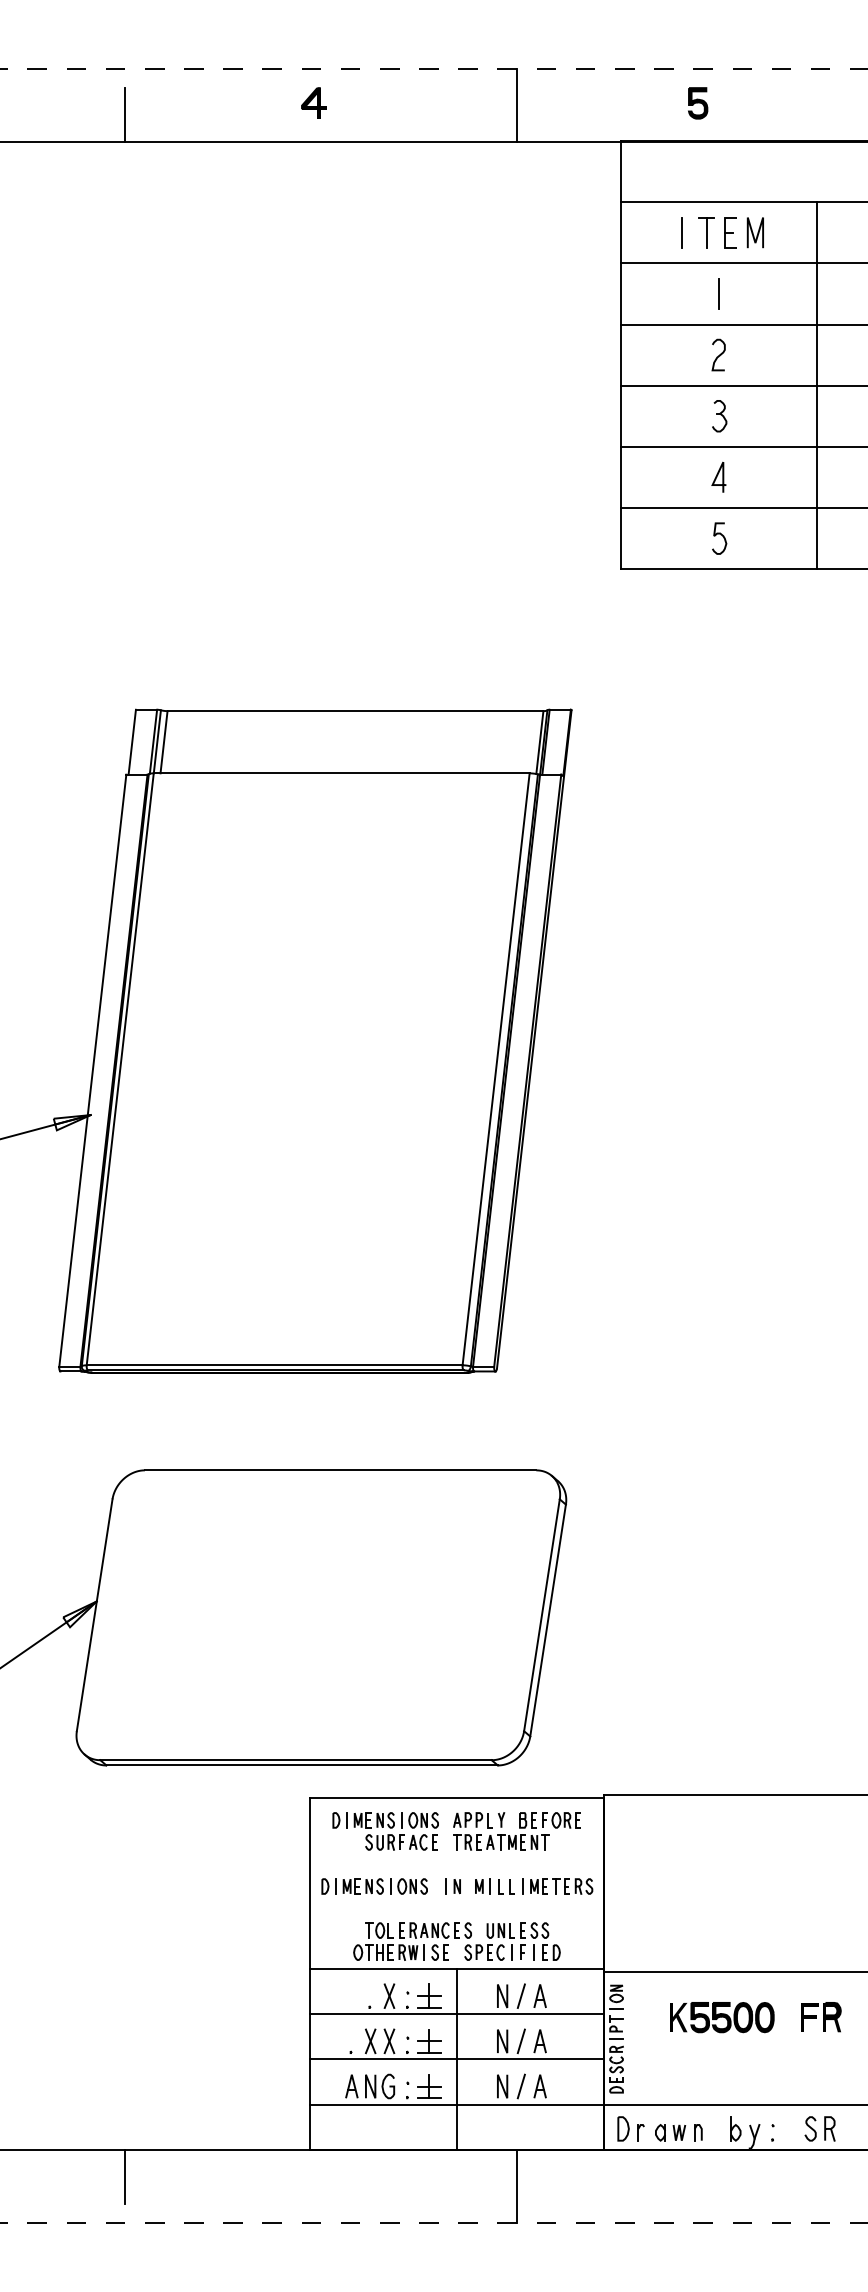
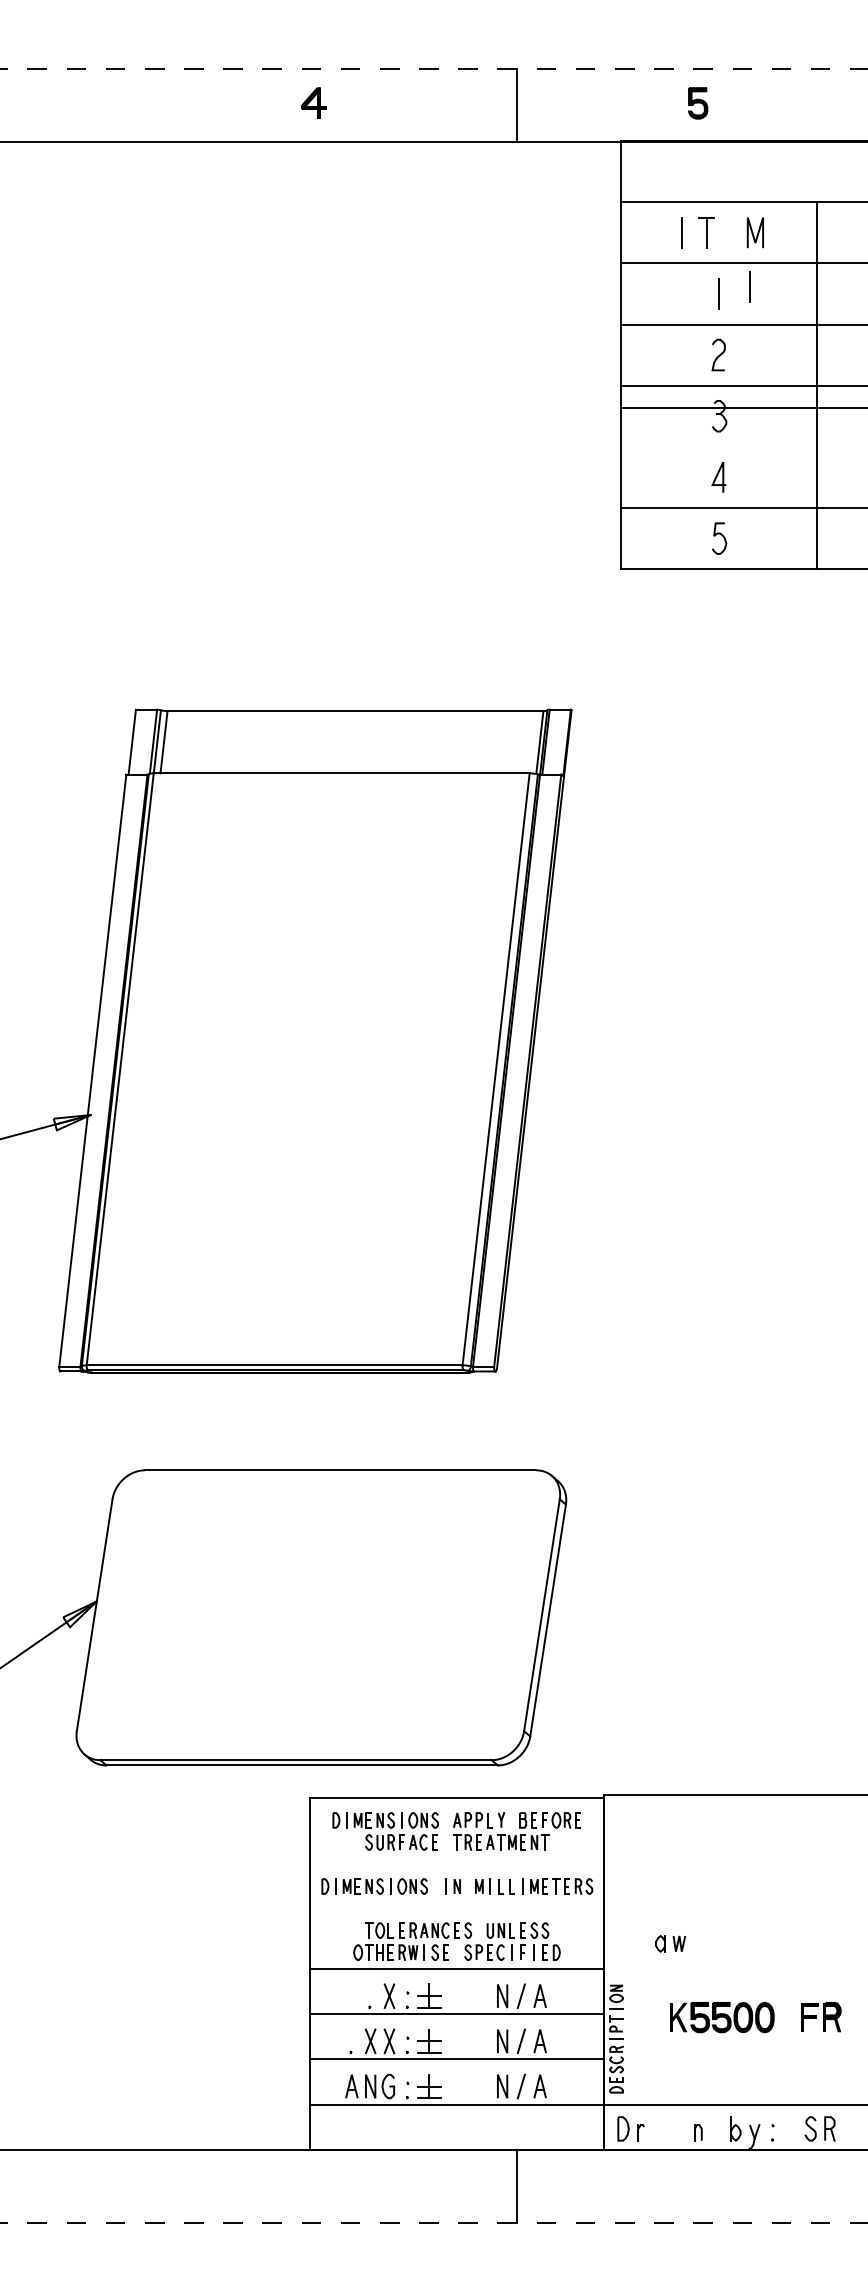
line: present -> none (125, 115)
part: present -> none (730, 232)
line: none -> present (749, 286)
line position: (742, 446) -> (742, 407) (742, 407)
line: present -> none (734, 1972)
line: present -> none (457, 2059)
part position: (670, 2132) -> (670, 1943) (670, 1943)
line: present -> none (125, 2176)
